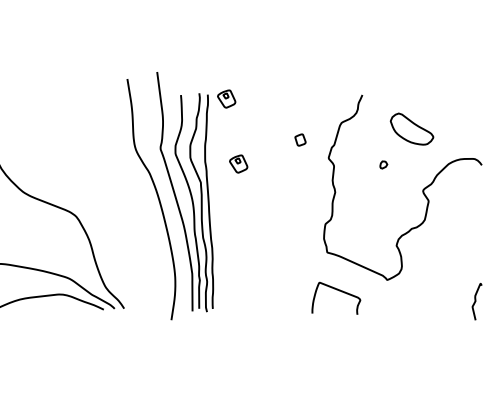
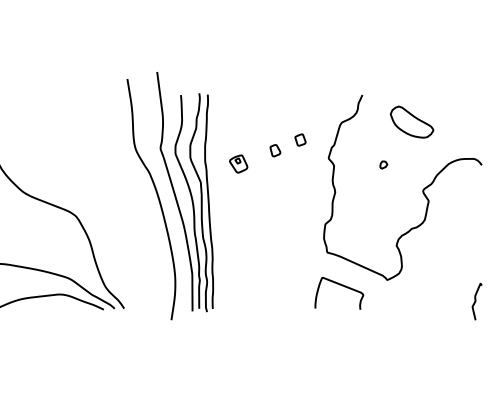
part: present -> none (226, 98)
part position: (411, 128) -> (411, 121) (411, 121)
part: none -> present (275, 150)
curve position: (339, 291) -> (342, 286) (342, 286)
